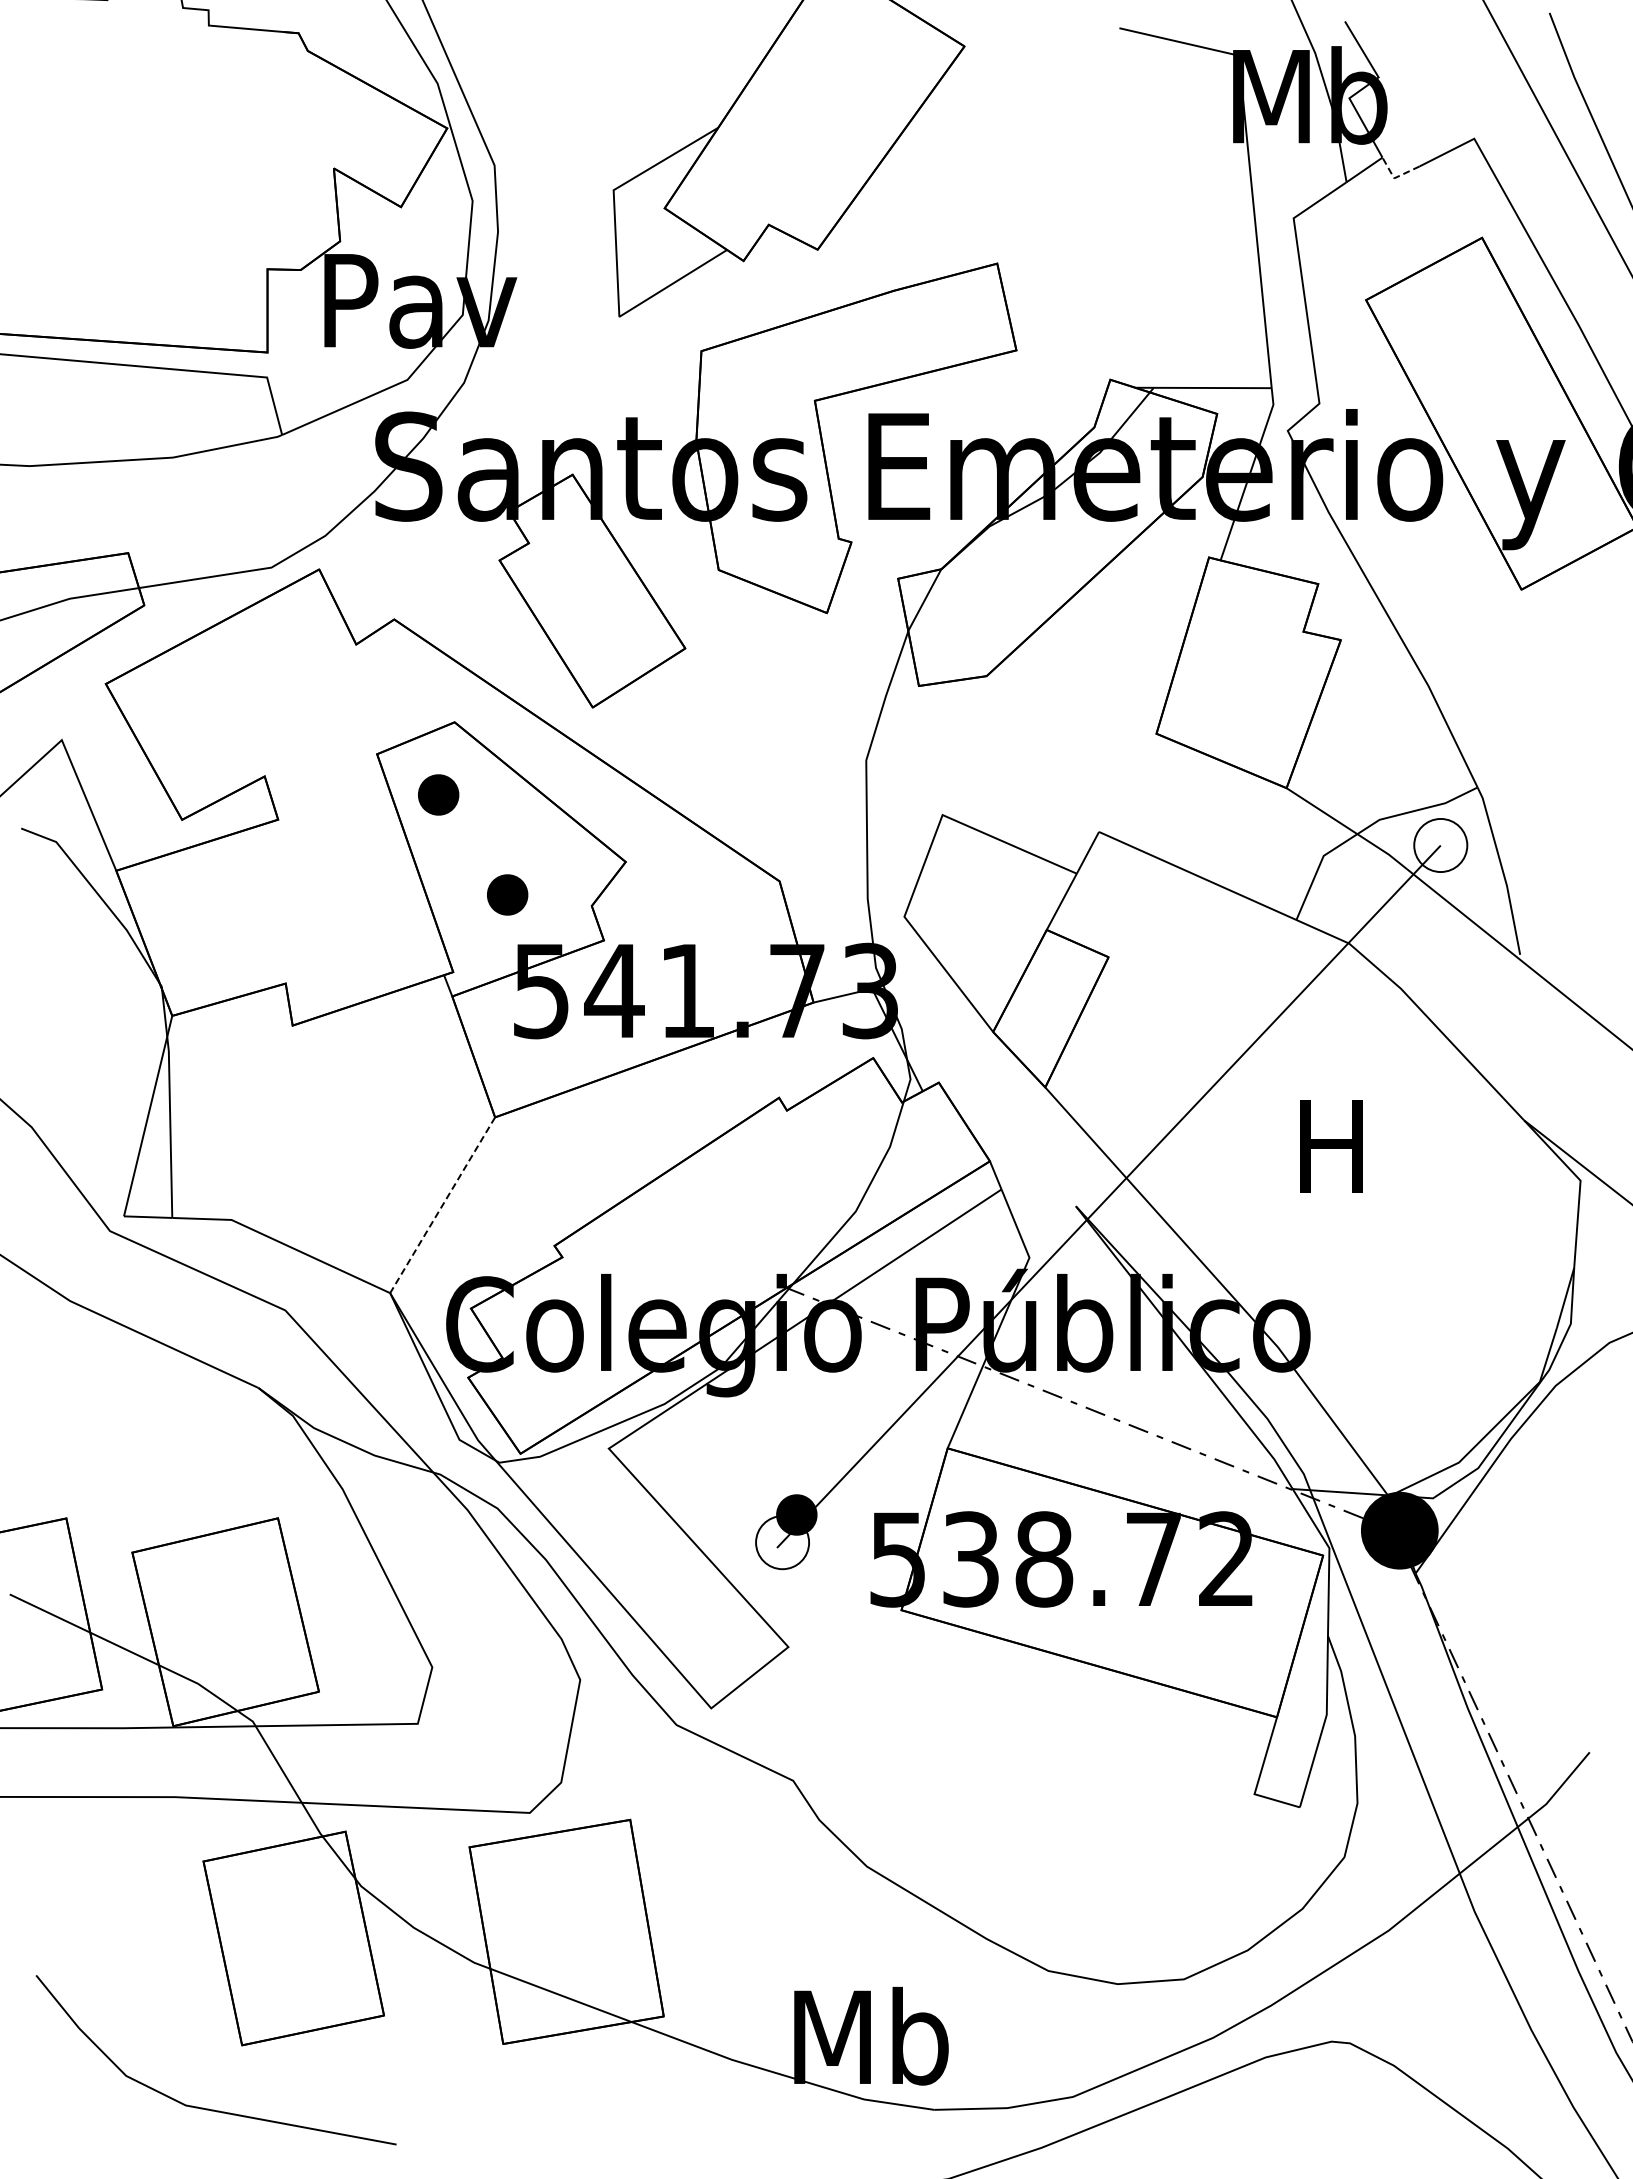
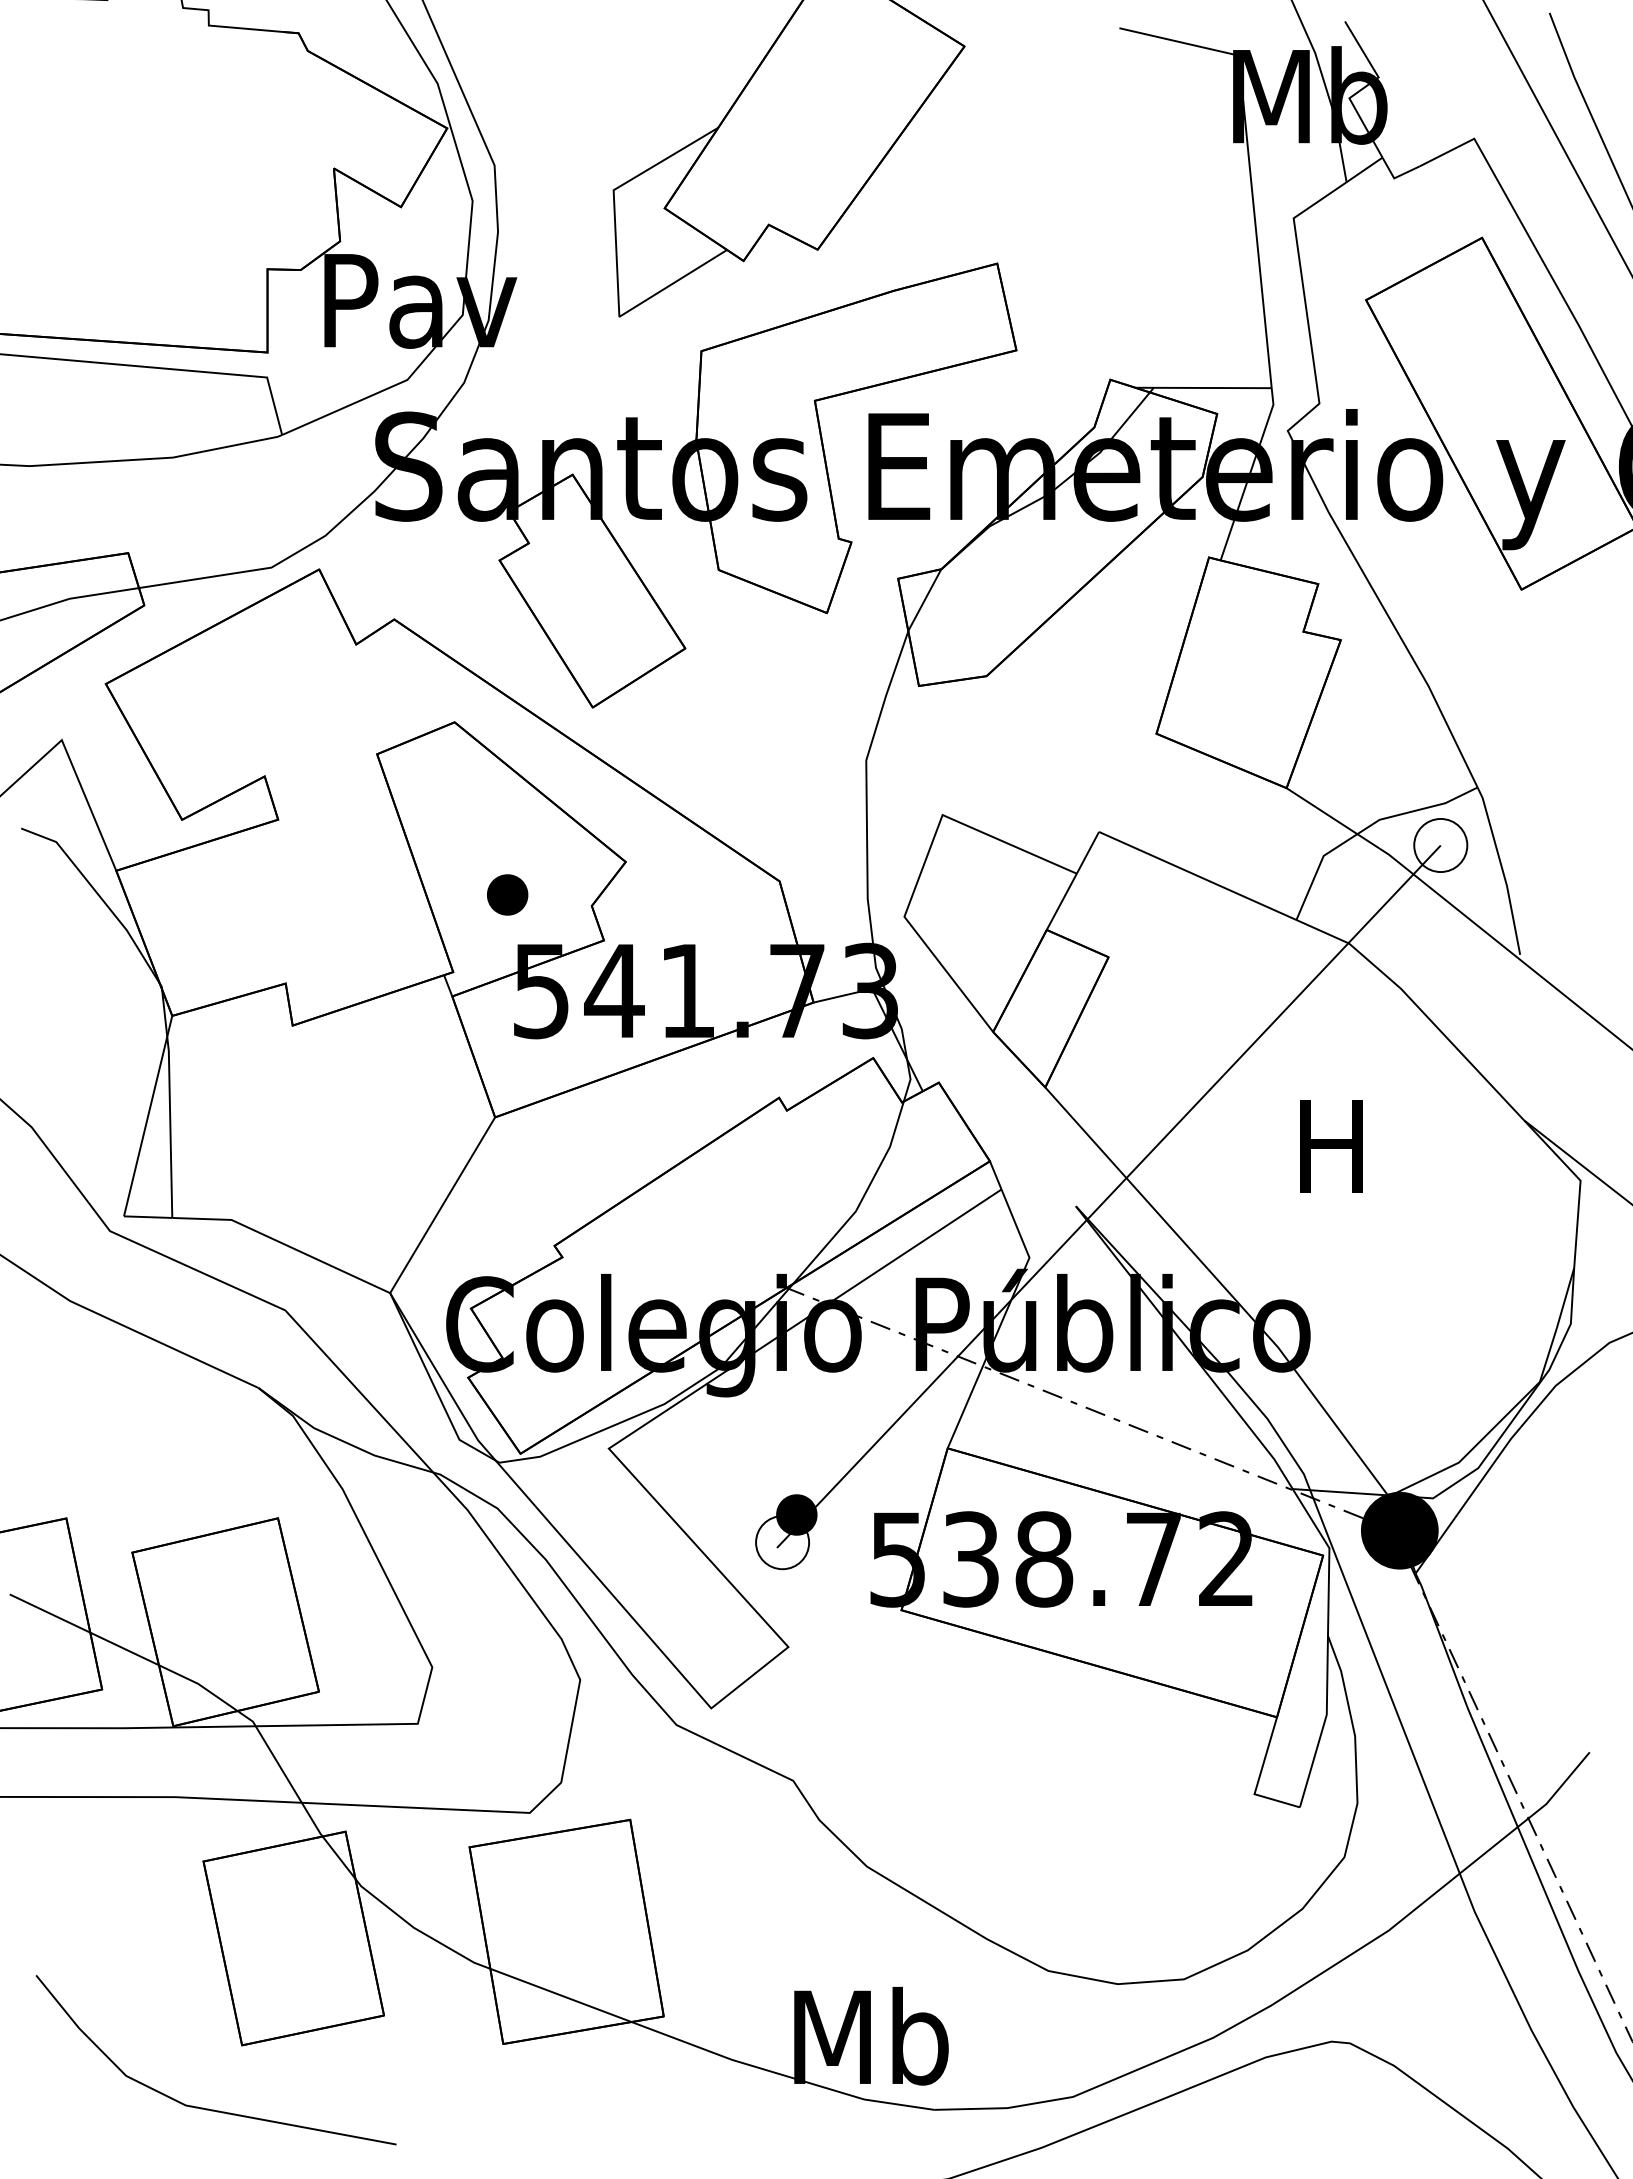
line: dashed -> solid (1395, 177)
part: present -> none (438, 794)
line: dashed -> solid (442, 1205)
